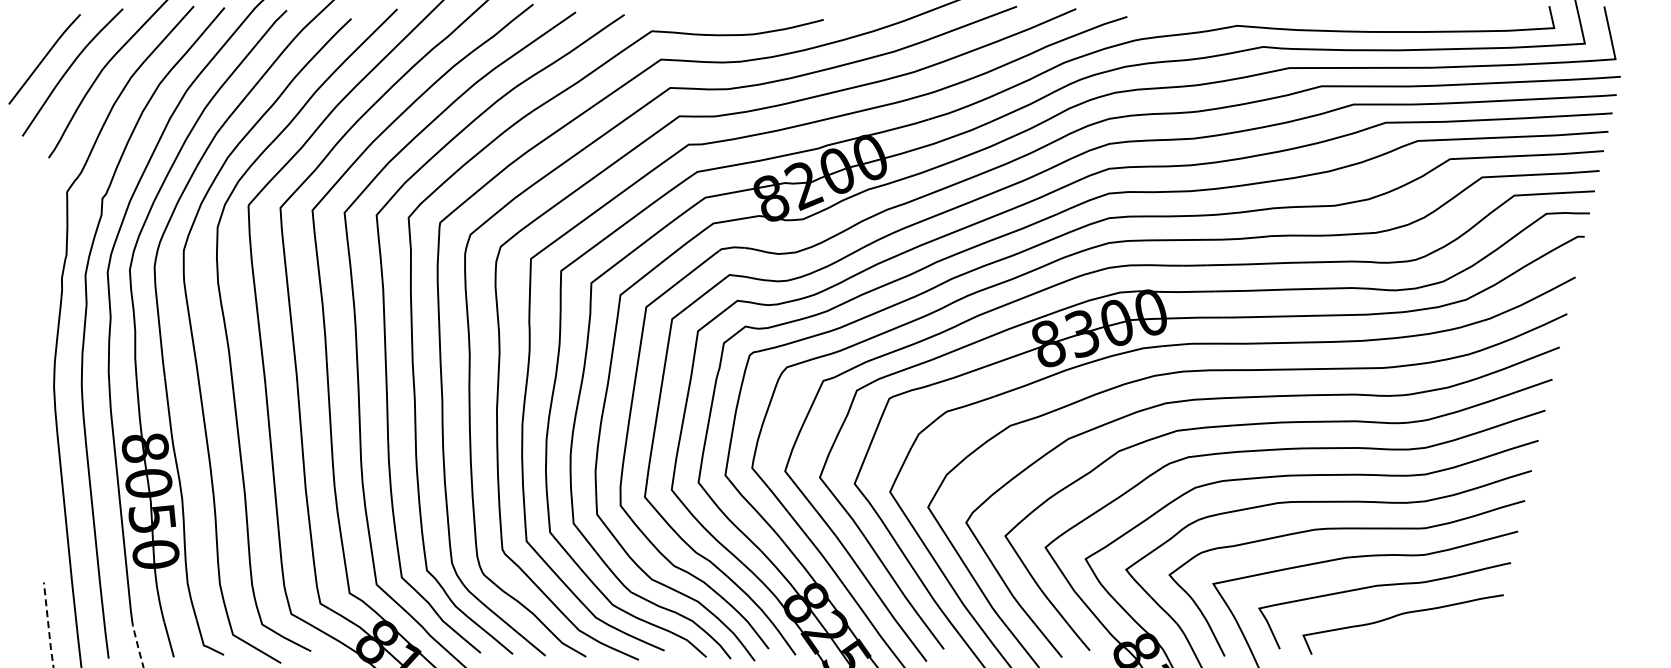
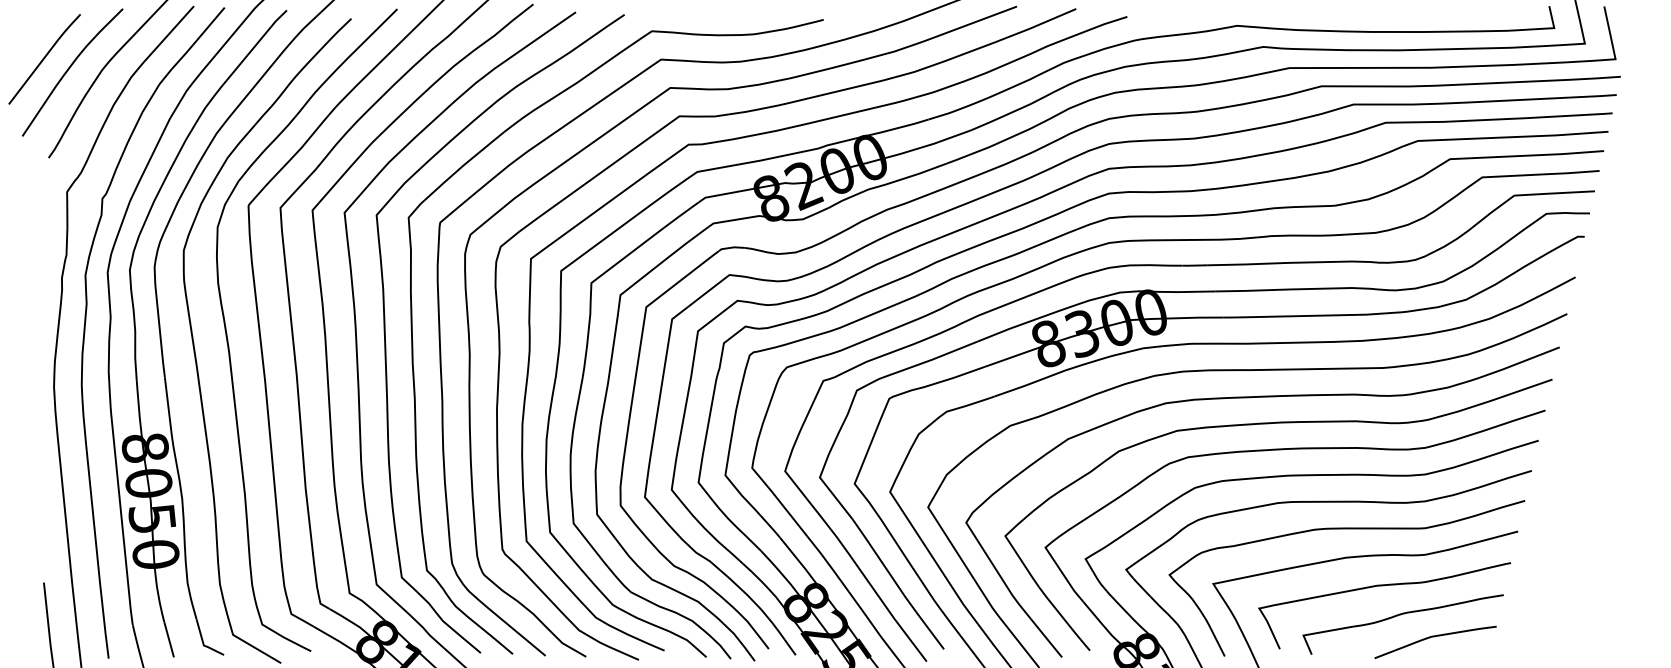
line: dashed -> solid (48, 626)
curve: none -> present (1434, 637)
line: dashed -> solid (137, 645)
